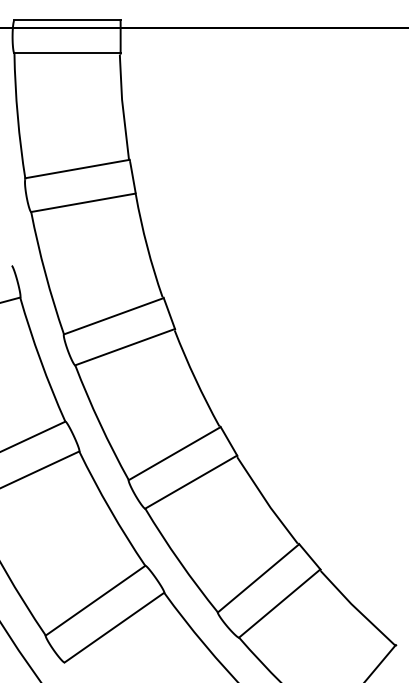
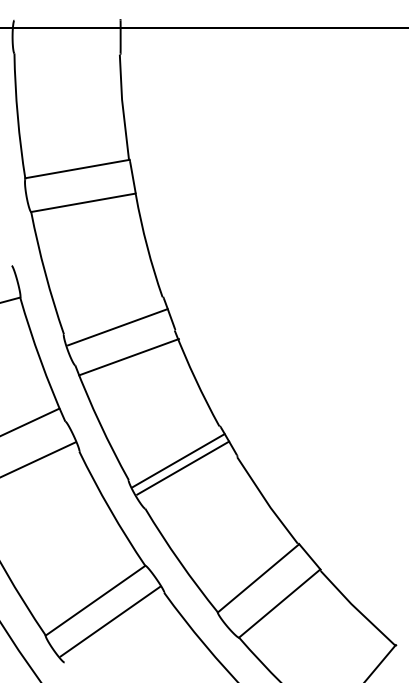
line: present -> none (67, 20)
line: present -> none (67, 53)
line position: (113, 316) -> (117, 327) (117, 327)
line position: (124, 347) -> (128, 357) (128, 357)
line position: (33, 435) -> (30, 421) (30, 421)
line position: (174, 453) -> (178, 460) (178, 460)
line position: (40, 469) -> (38, 459) (38, 459)
line position: (191, 481) -> (183, 467) (183, 467)
line position: (114, 627) -> (110, 621) (110, 621)
